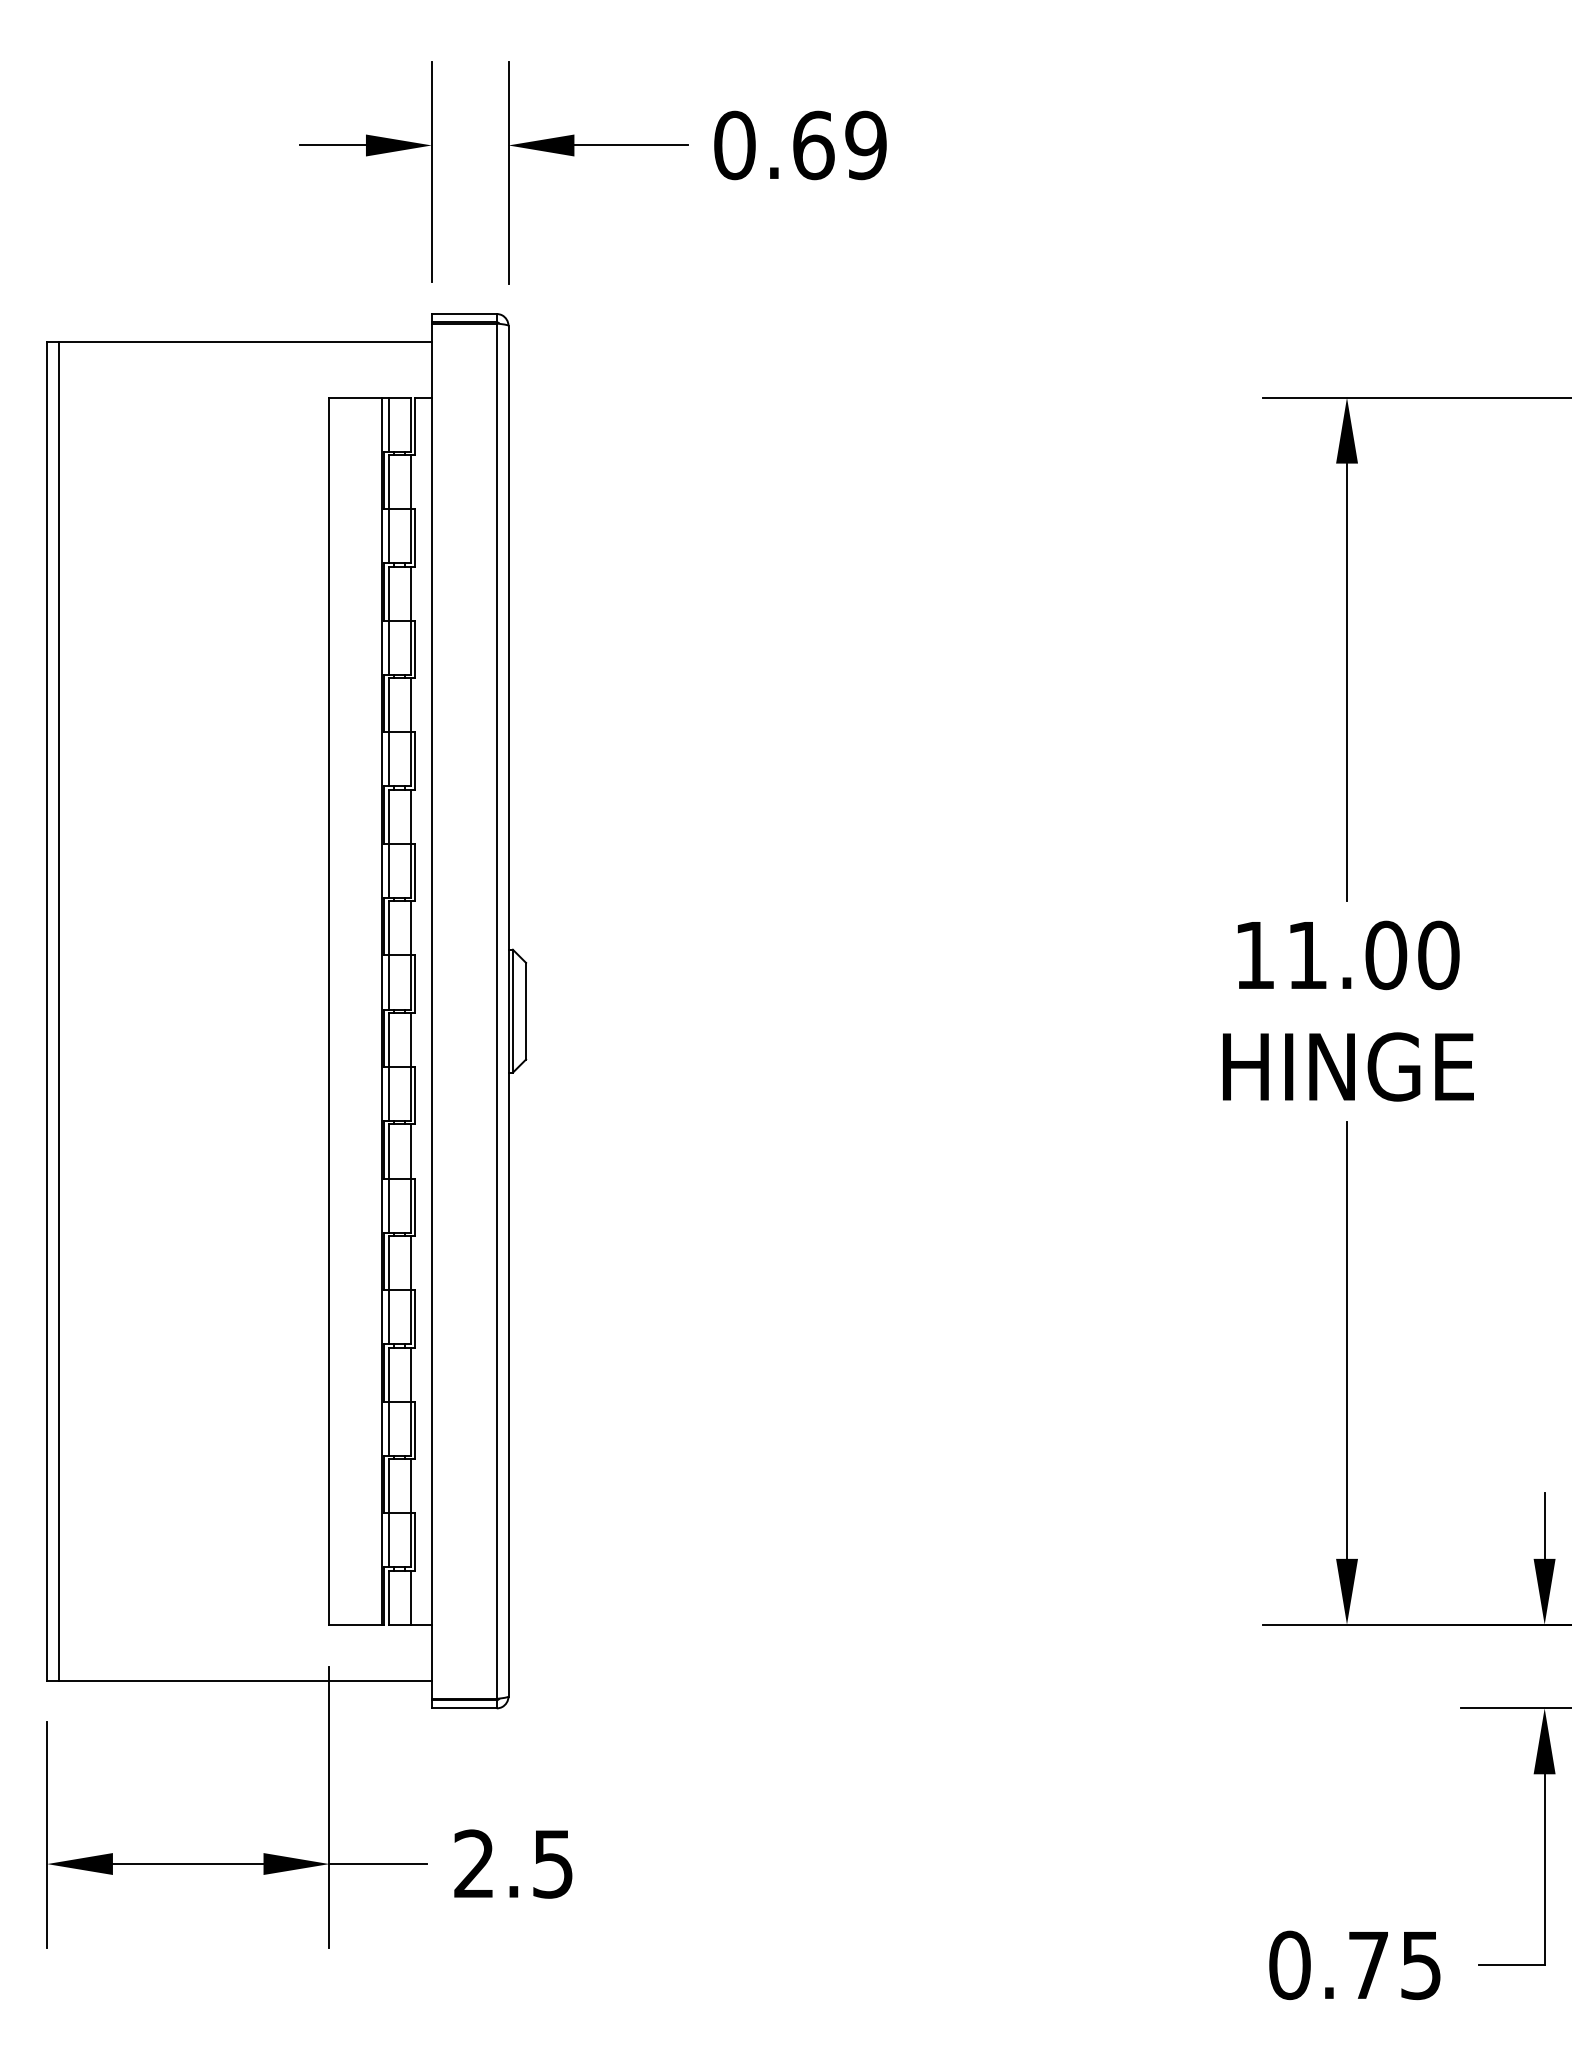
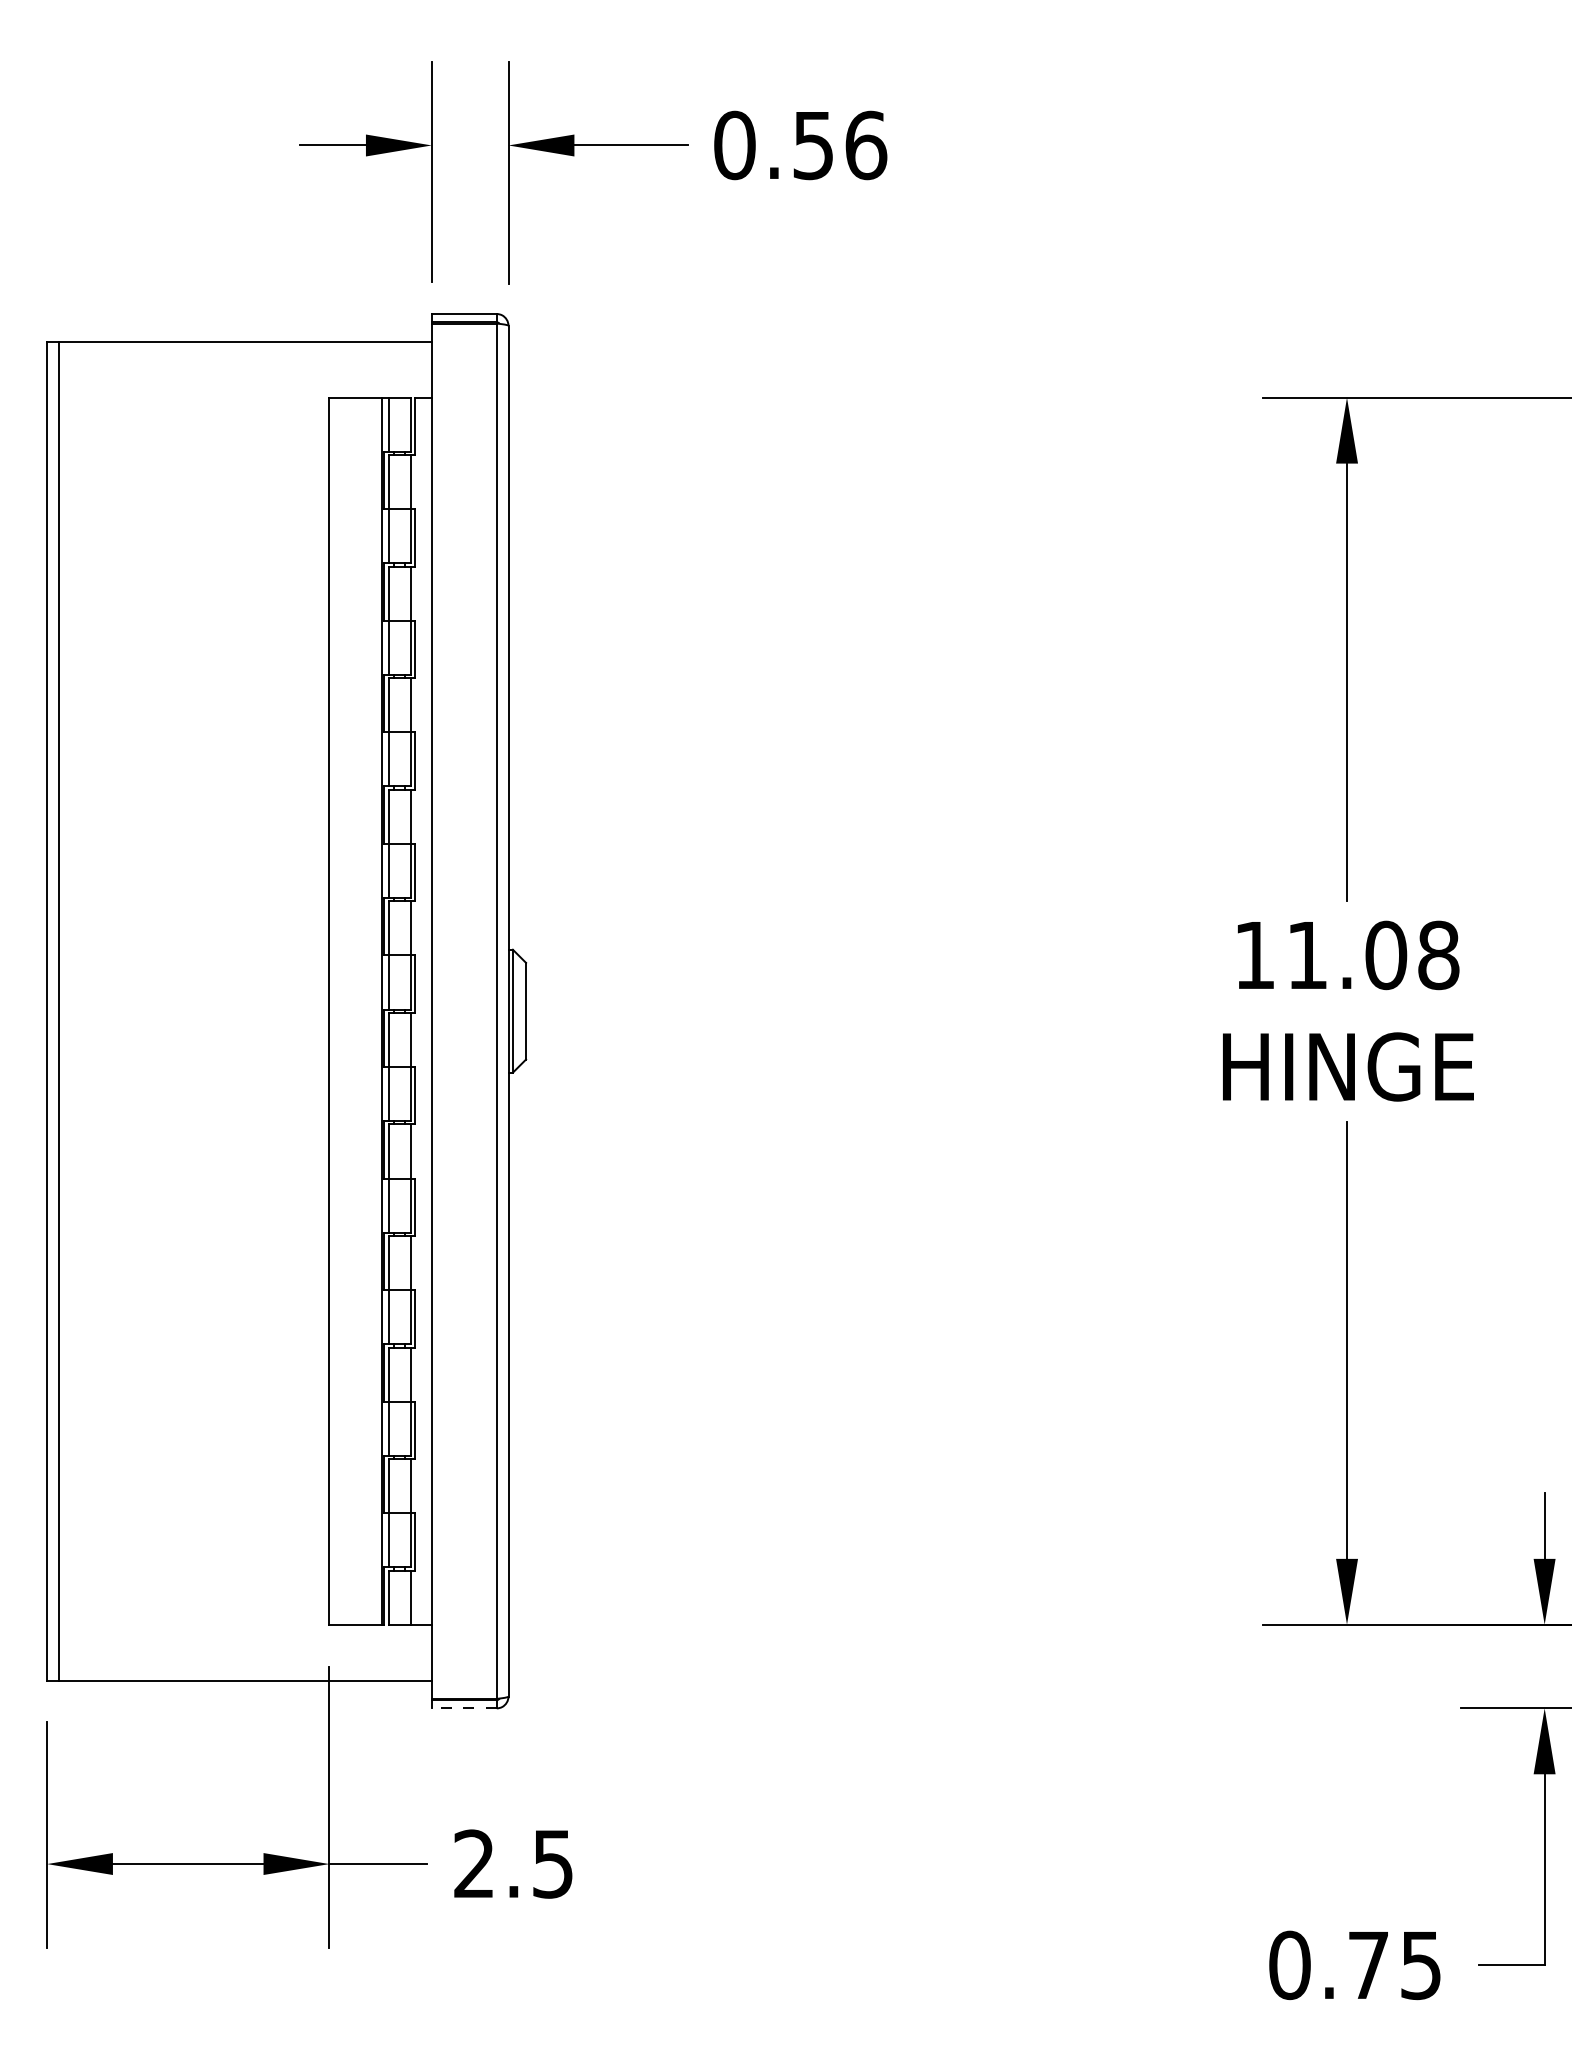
text: 0.69 -> 0.56 (840, 145)
text: 11.00 -> 11.08 (1438, 955)
line: solid -> dashed (463, 1708)
